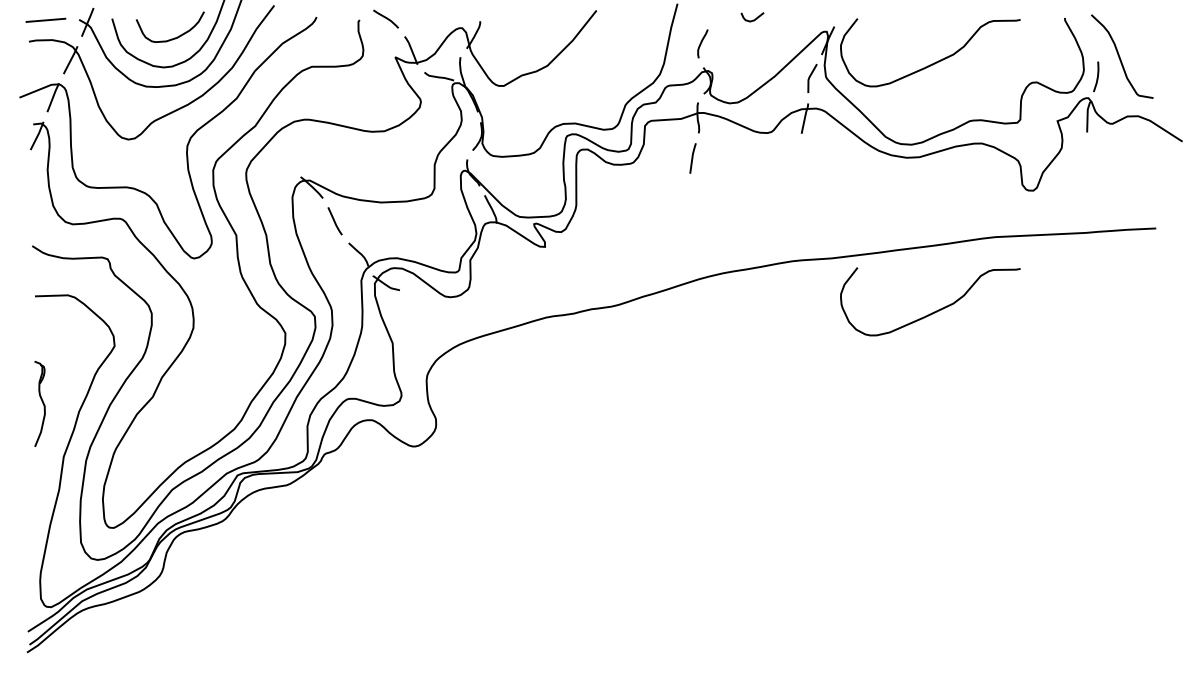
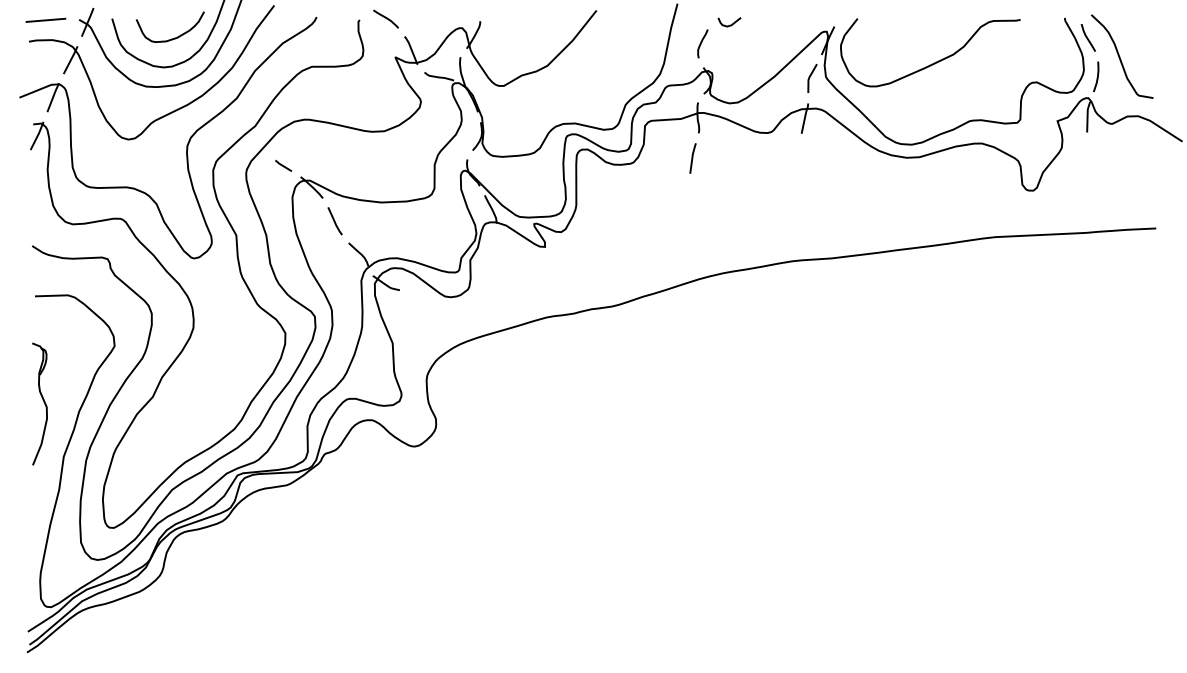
curve position: (753, 19) -> (730, 24) (730, 24)
curve: none -> present (1087, 37)
line: none -> present (283, 165)
curve: present -> none (934, 311)
part size: 12x87 px -> 16x124 px (39, 403)
